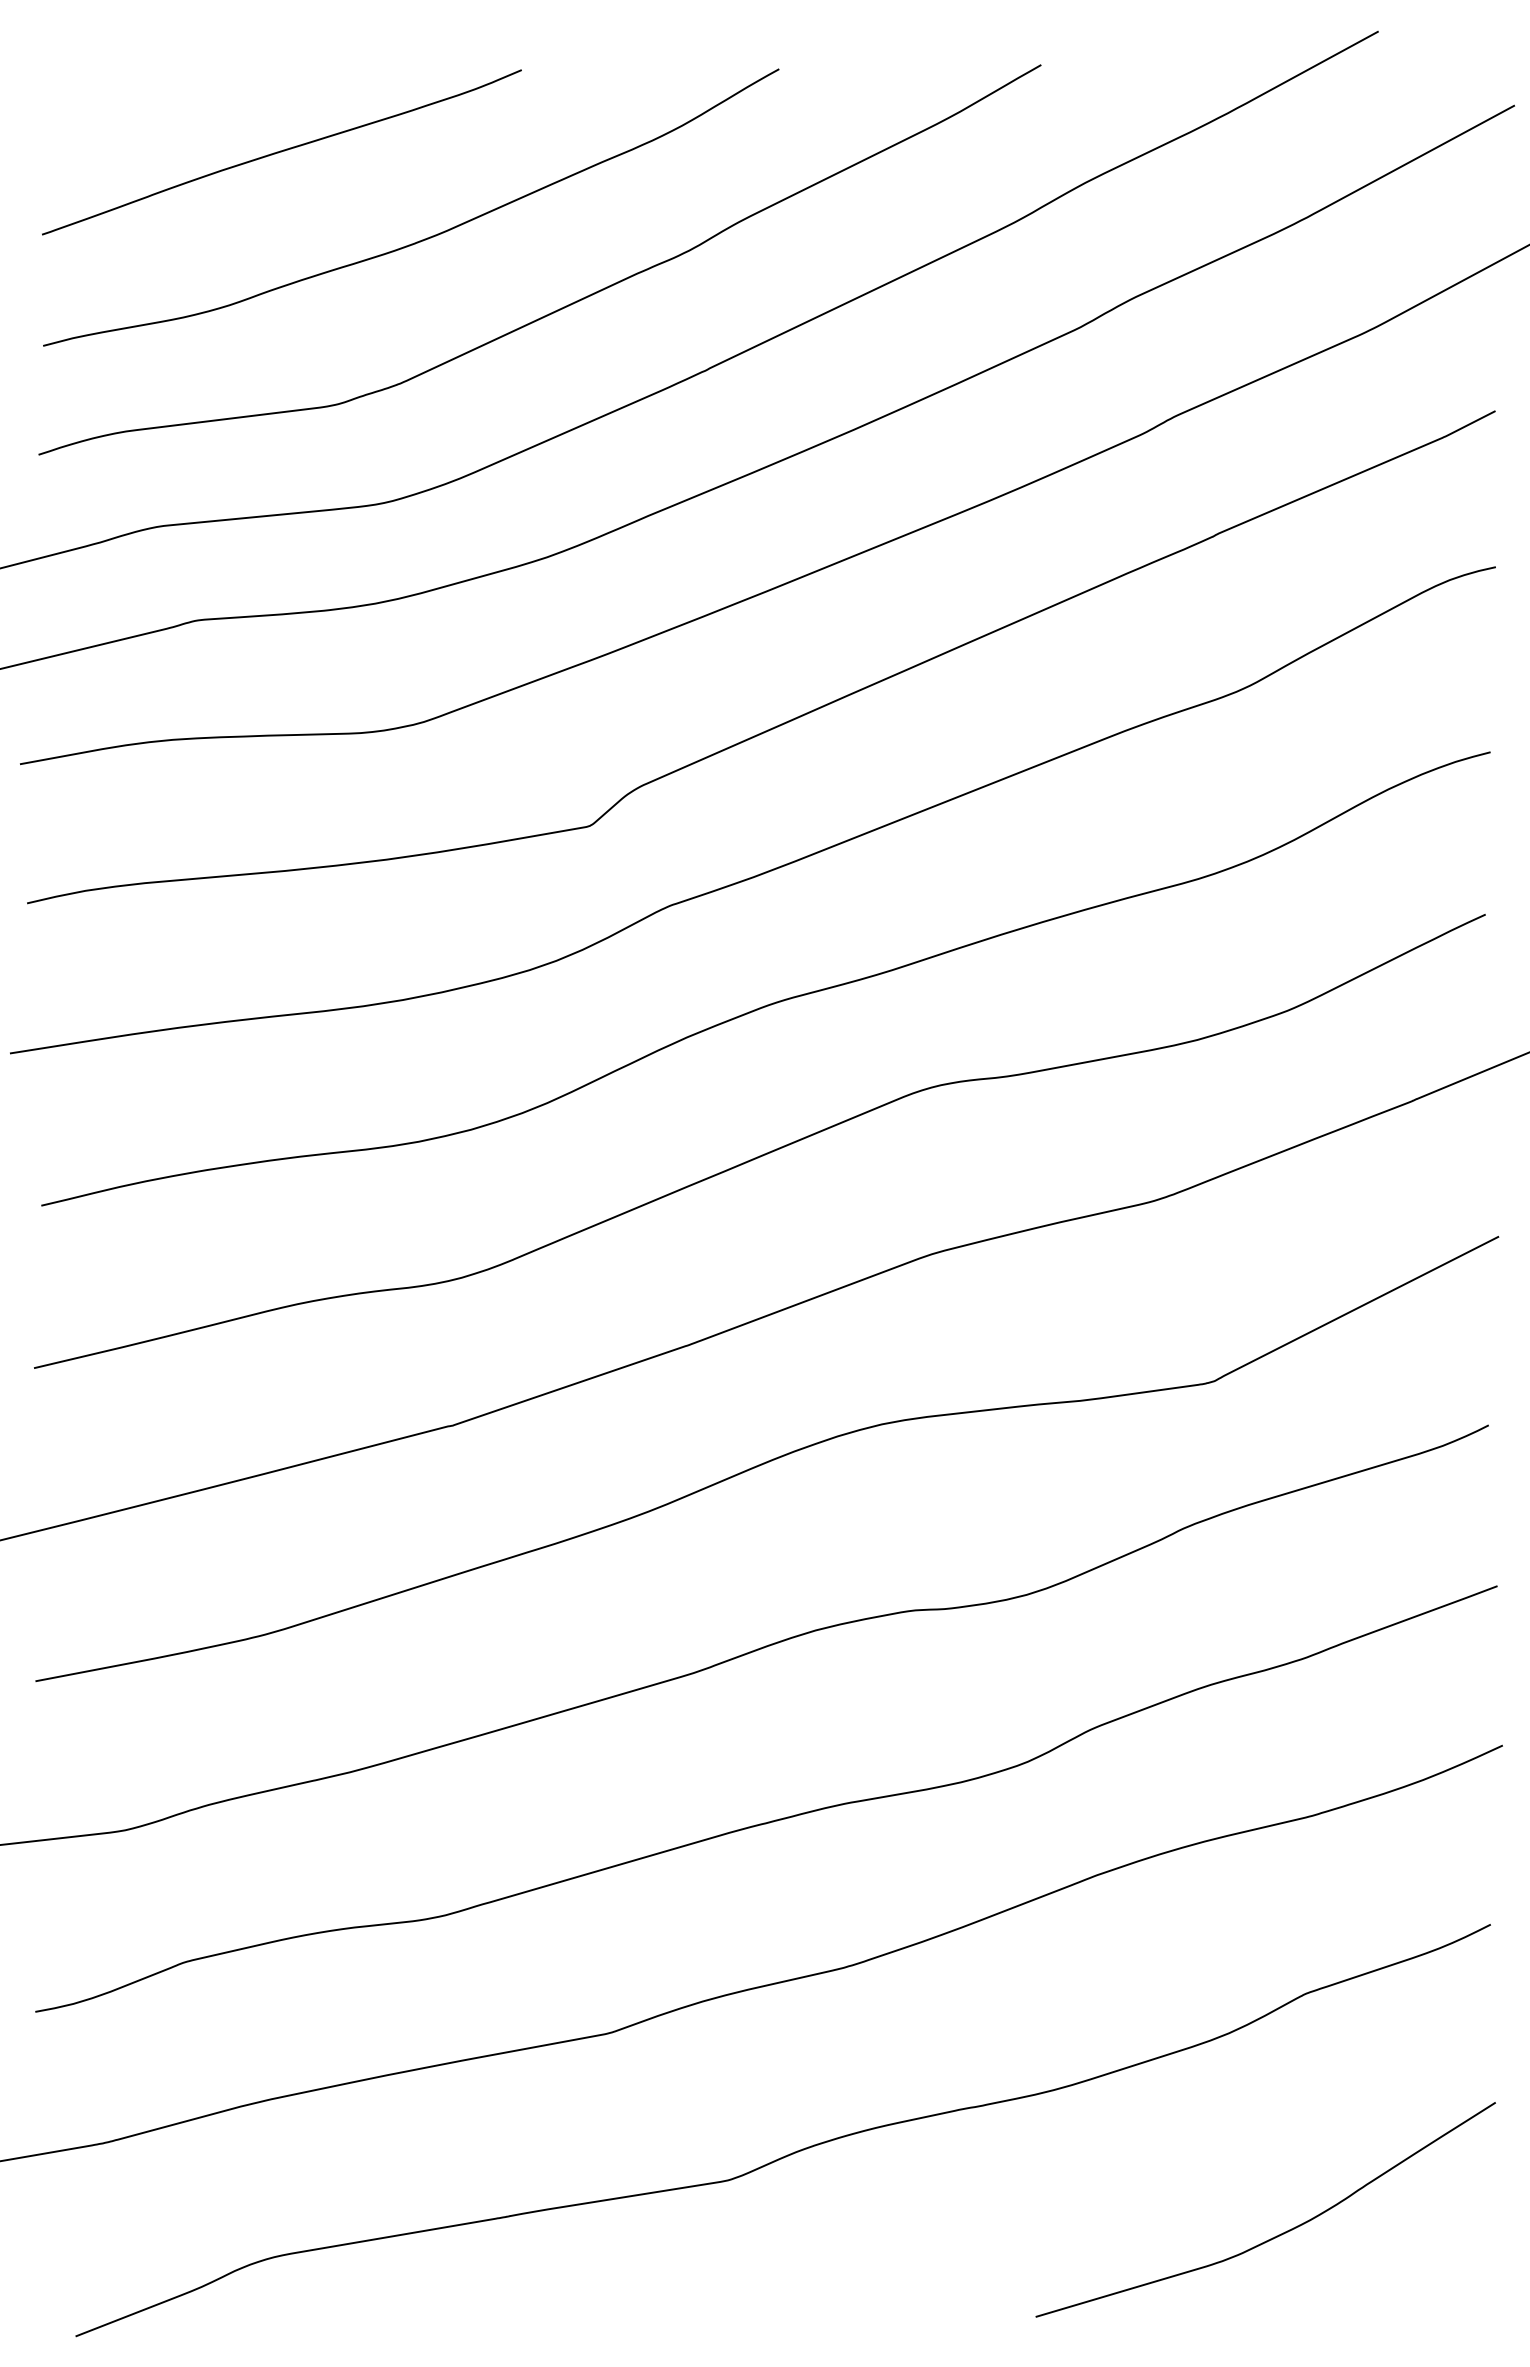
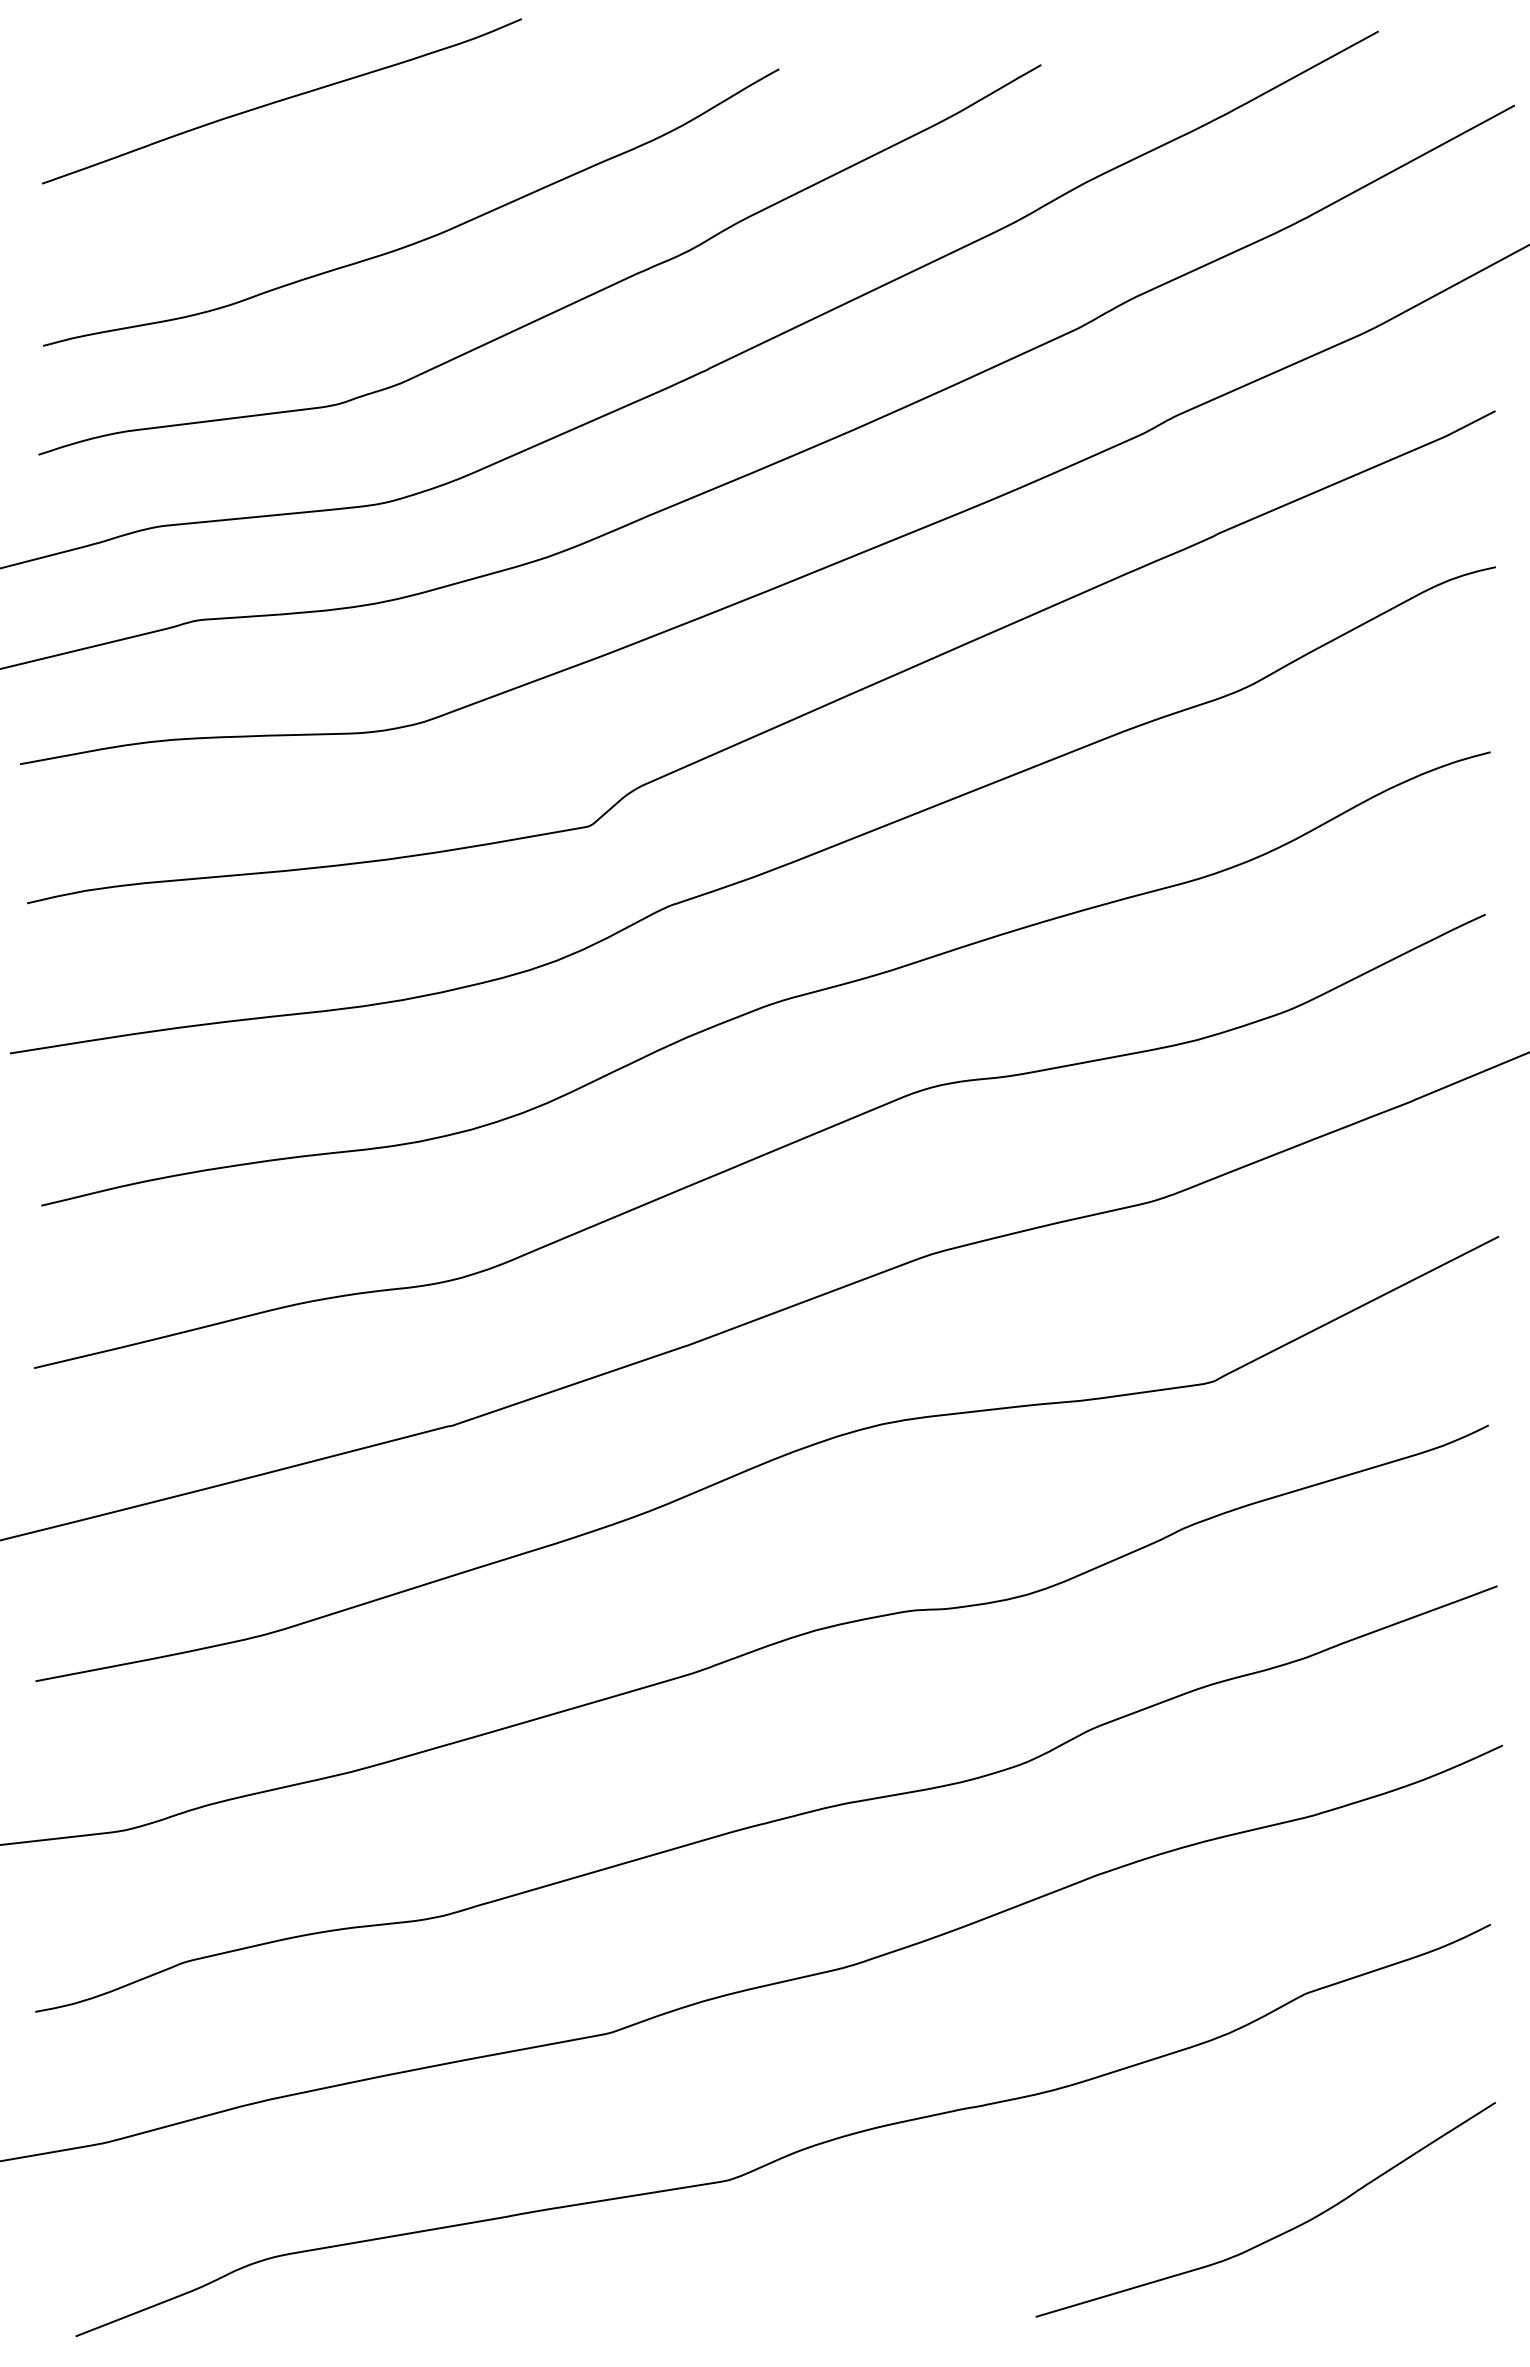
curve position: (281, 152) -> (281, 101) (281, 101)
